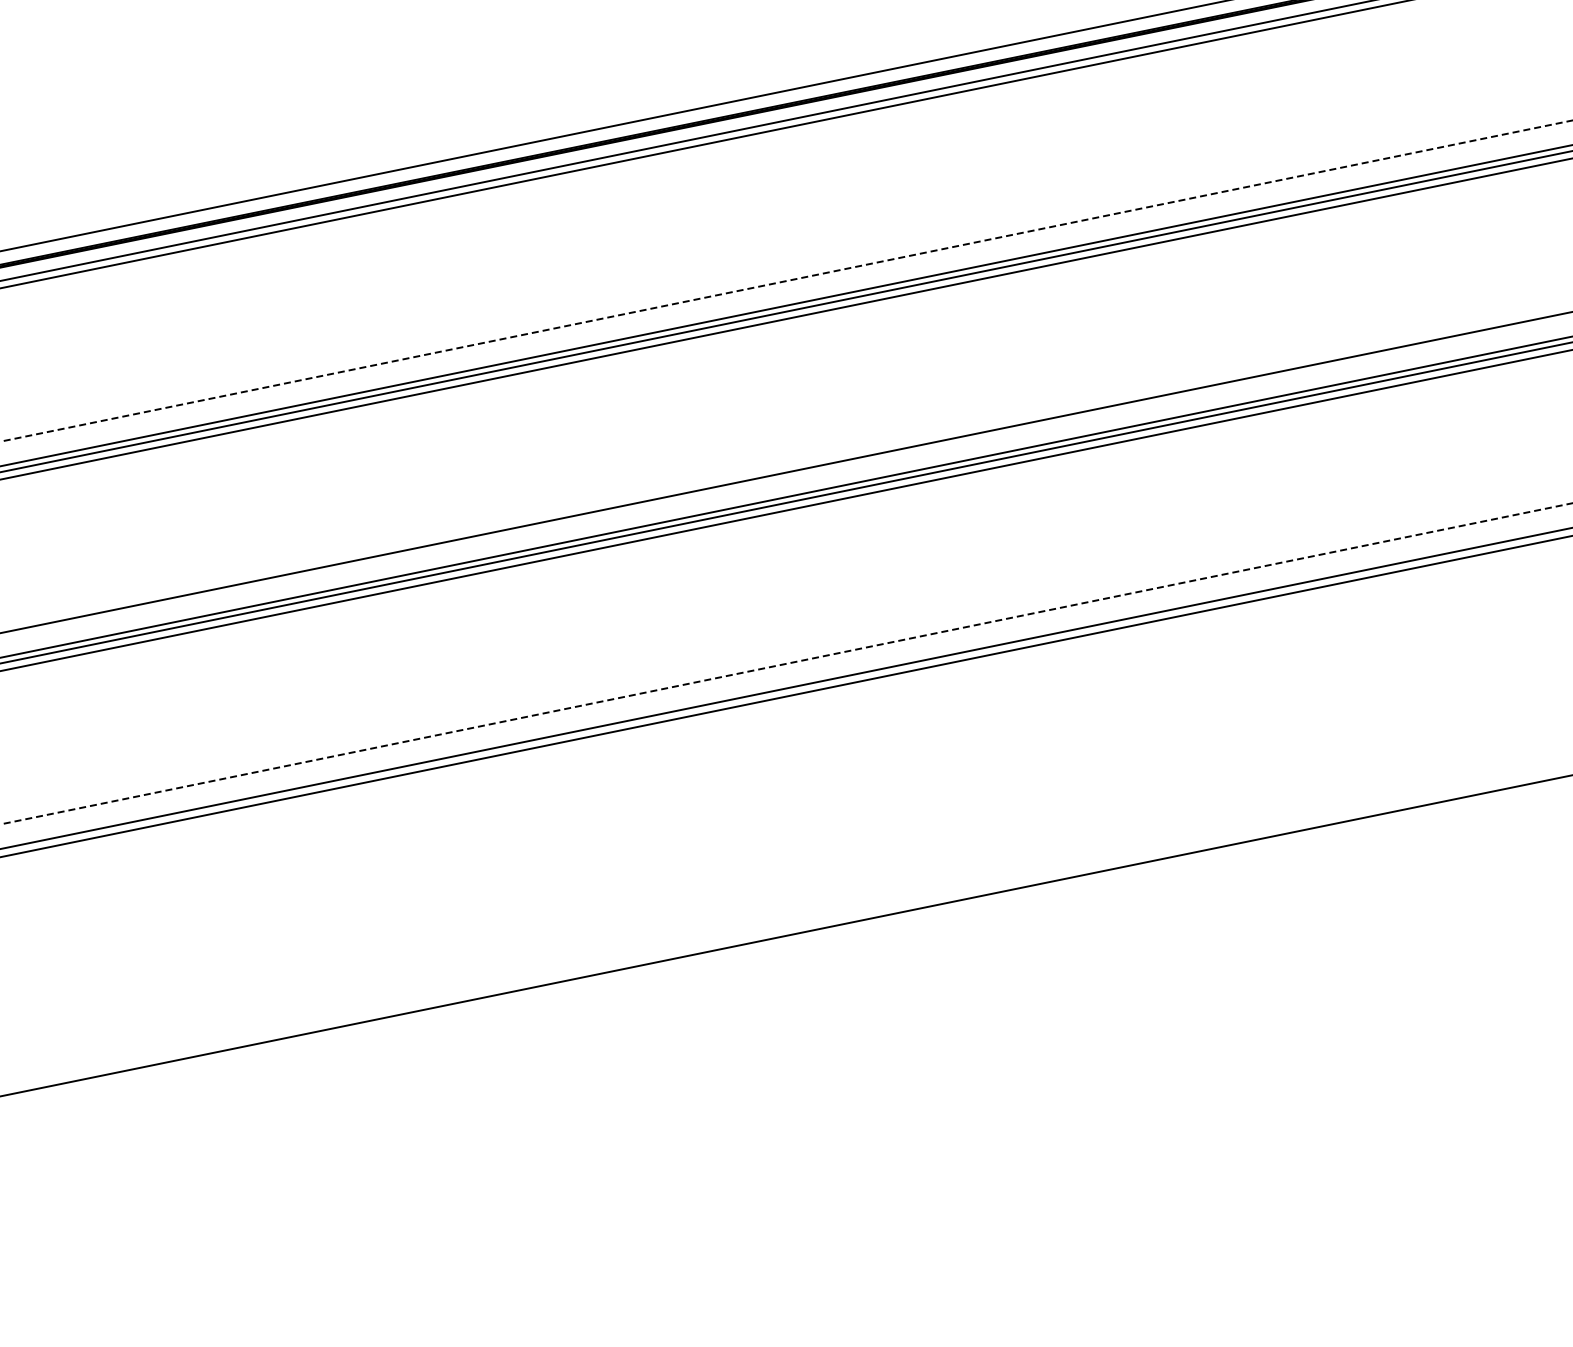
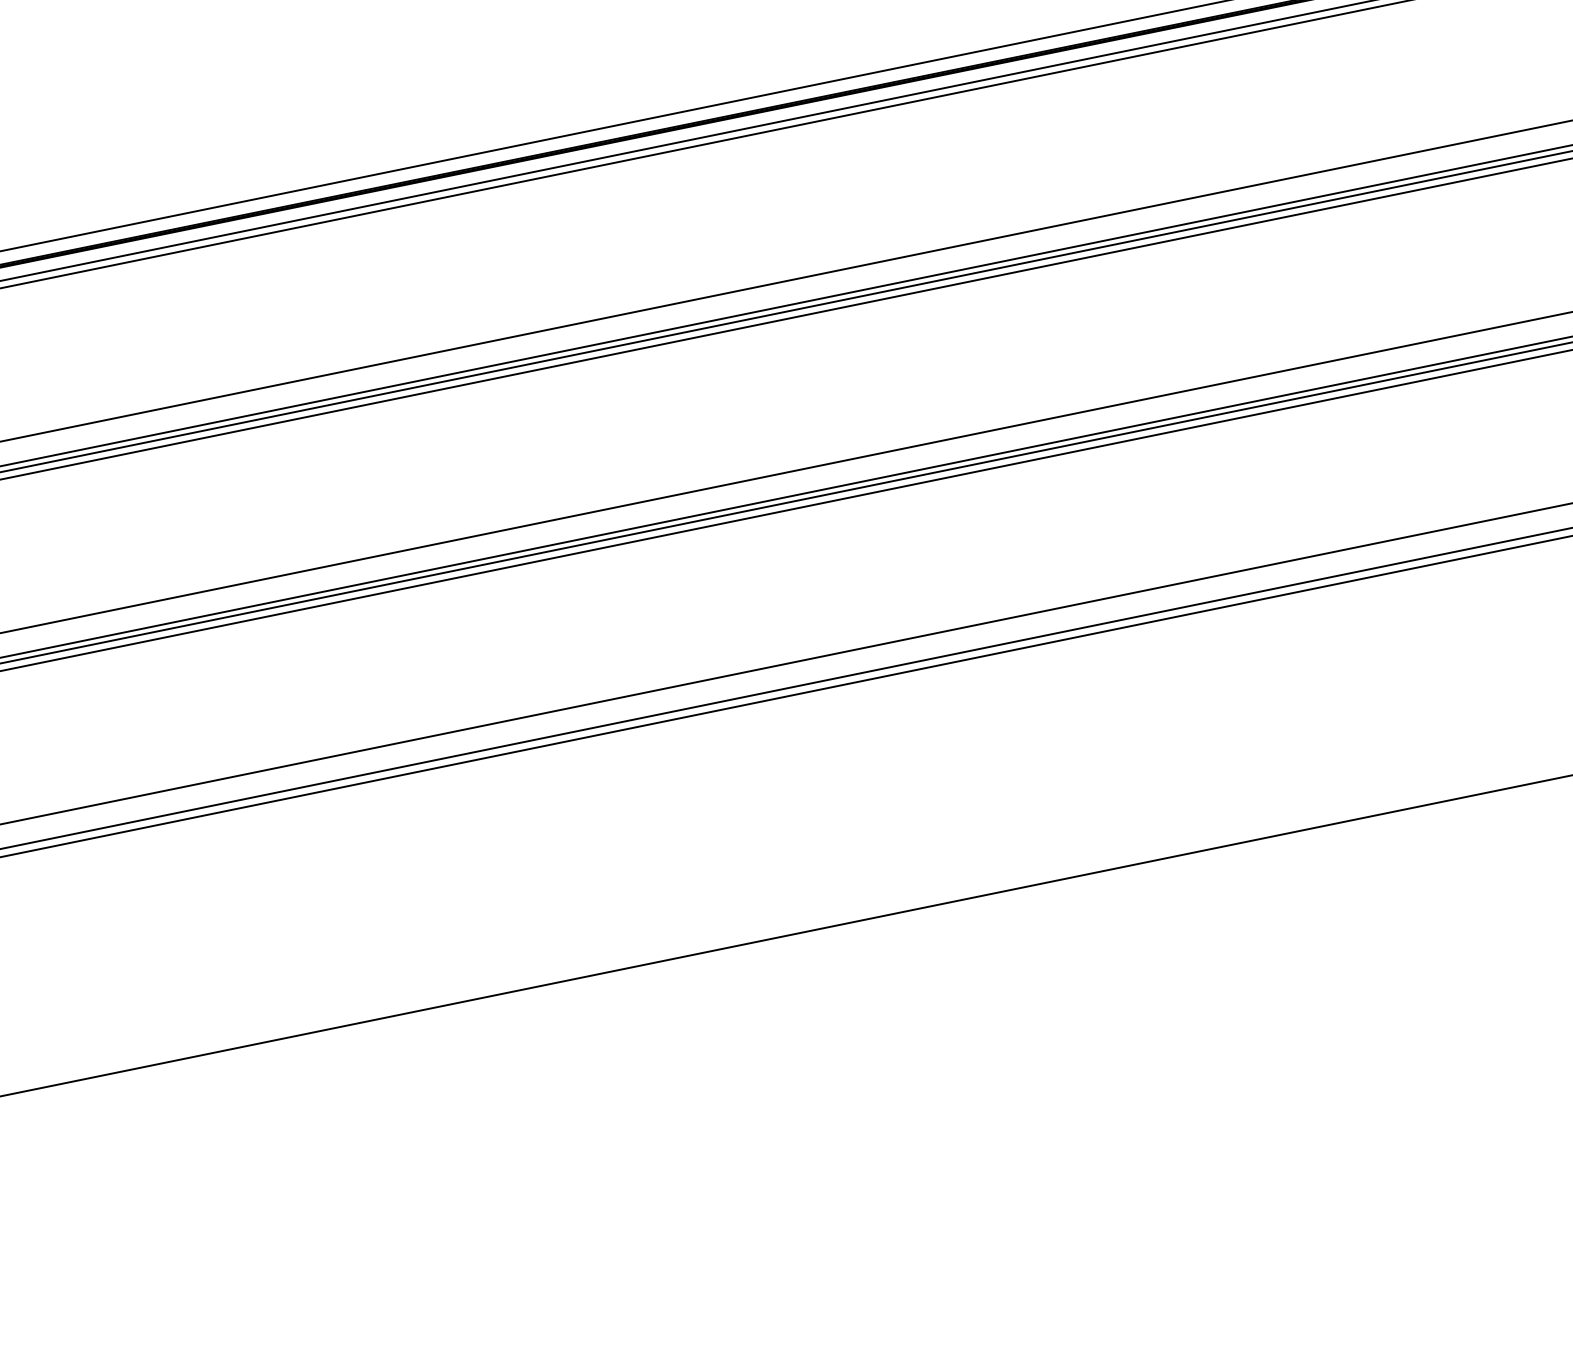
line: dashed -> solid (787, 280)
line: dashed -> solid (787, 663)
